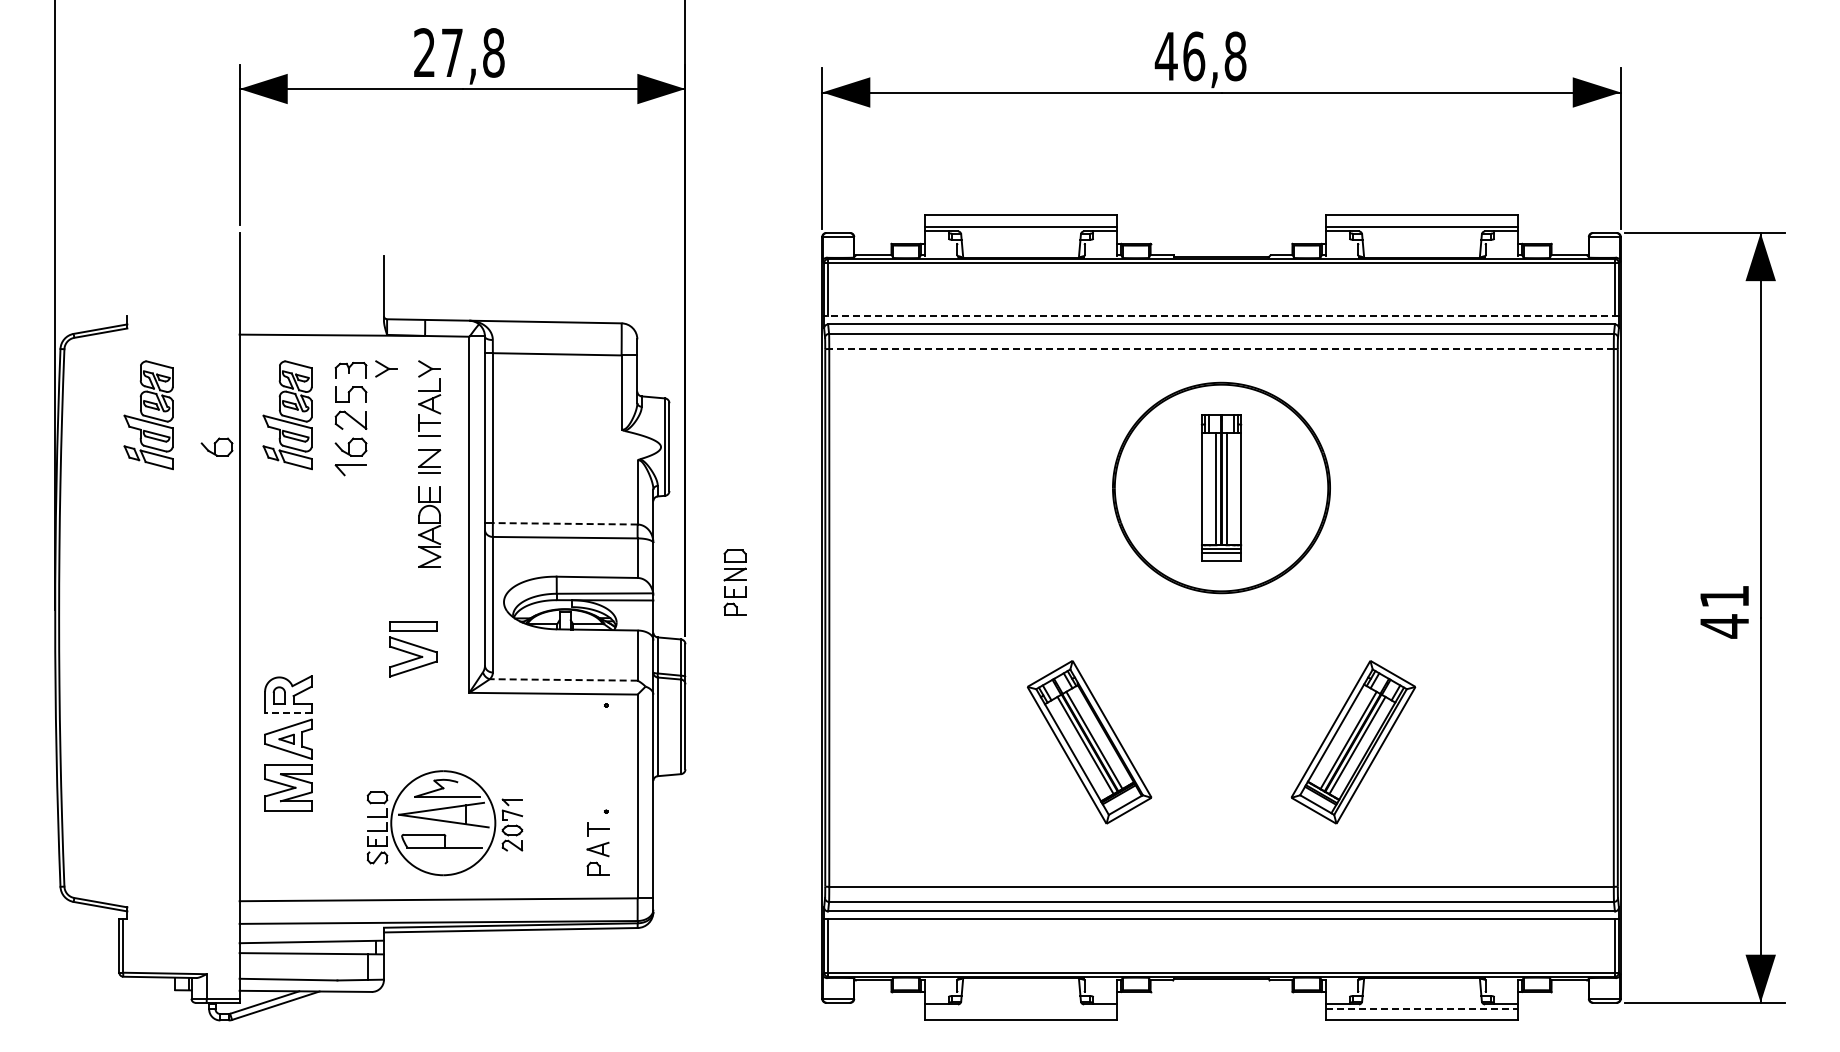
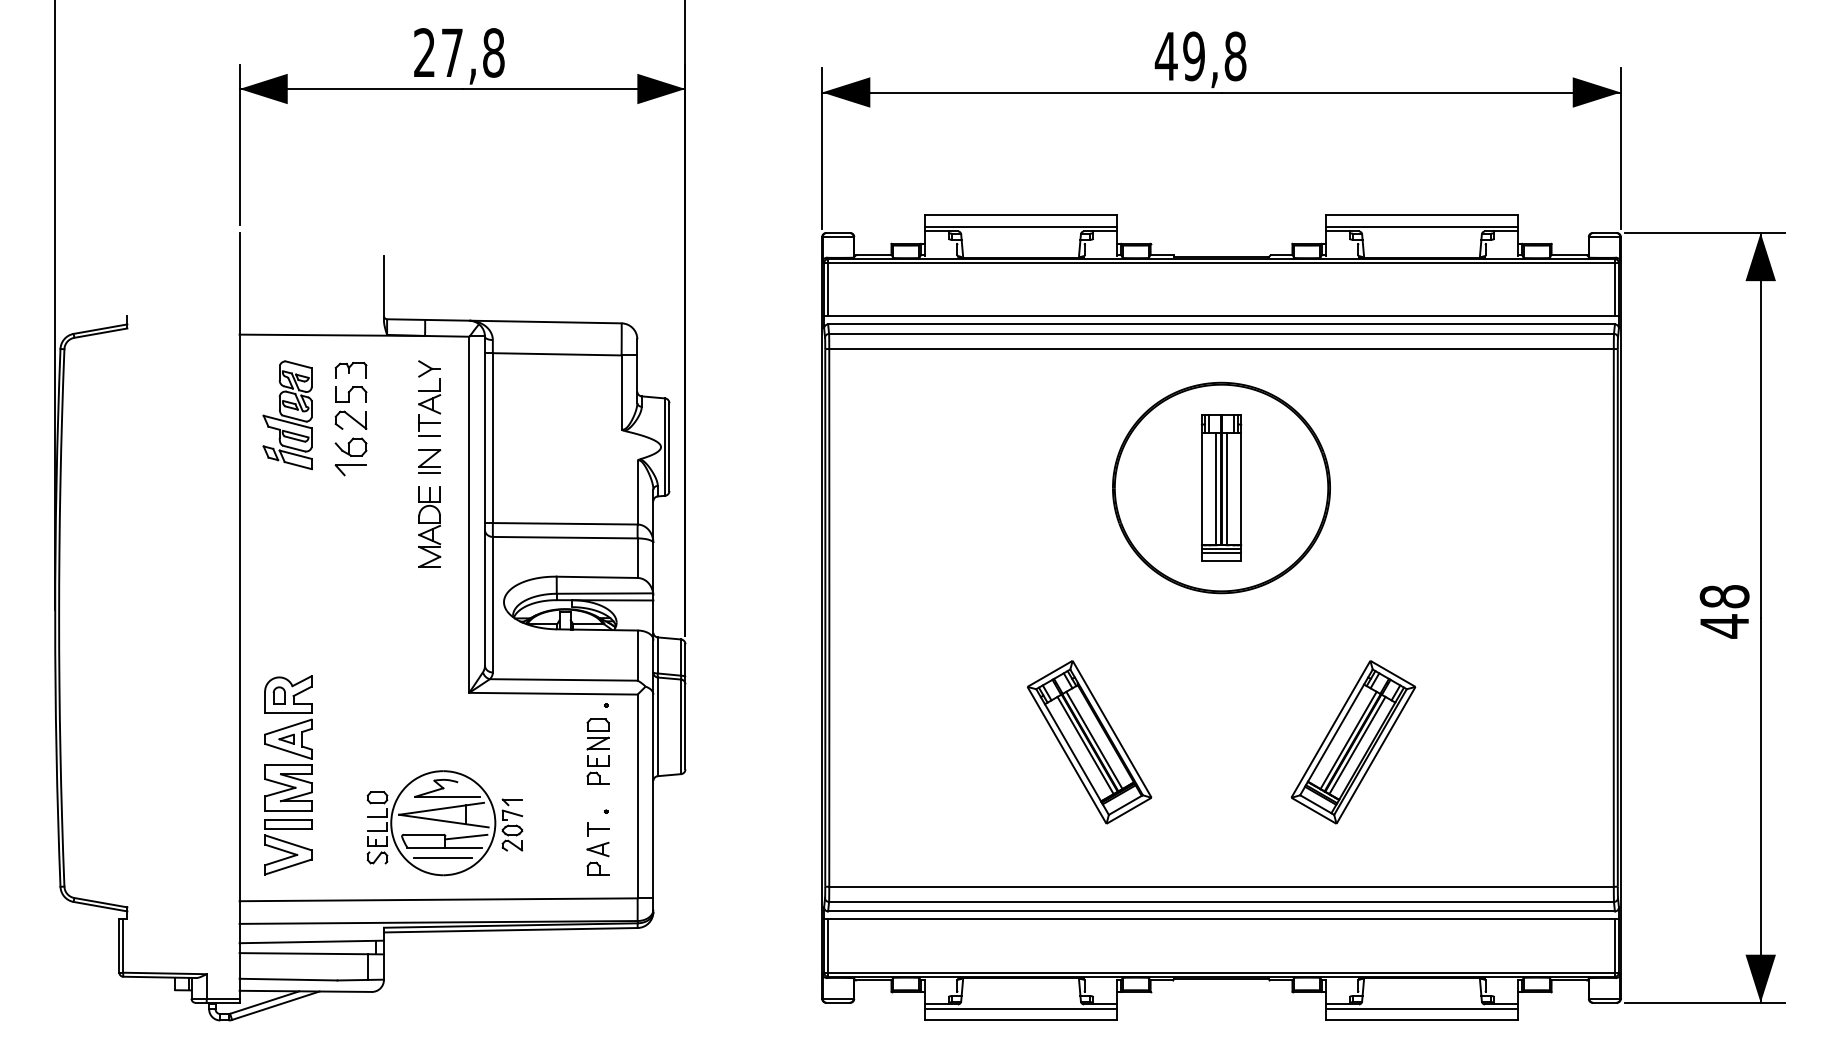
text: 46,8 -> 49,8 (1194, 56)
line: dashed -> solid (1221, 316)
line: dashed -> solid (1221, 349)
part: present -> none (386, 368)
part: present -> none (148, 415)
part: present -> none (216, 446)
line: dashed -> solid (564, 523)
part position: (734, 582) -> (597, 751) (597, 751)
text: 41 -> 48 (1724, 596)
part position: (413, 649) -> (288, 847) (288, 847)
line: dashed -> solid (563, 679)
line: dashed -> solid (287, 713)
line: none -> present (466, 836)
line: none -> present (443, 858)
line: none -> present (1020, 1009)
line: dashed -> solid (1422, 1009)
